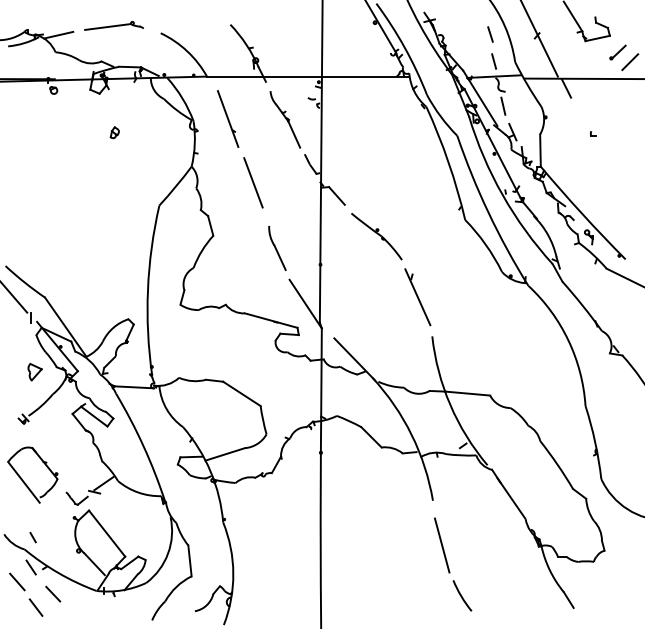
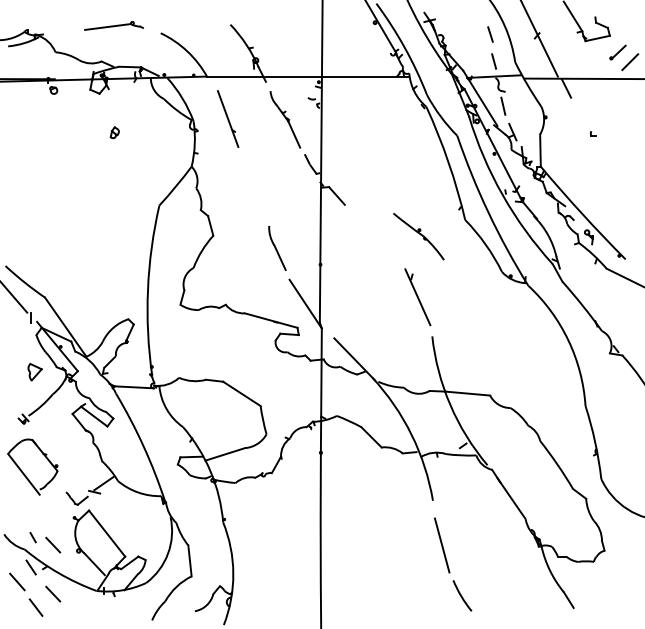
line: present -> none (58, 34)
line: present -> none (253, 182)
part position: (376, 236) -> (418, 236) (418, 236)
part position: (24, 481) -> (24, 473) (24, 473)
line: none -> present (53, 544)
